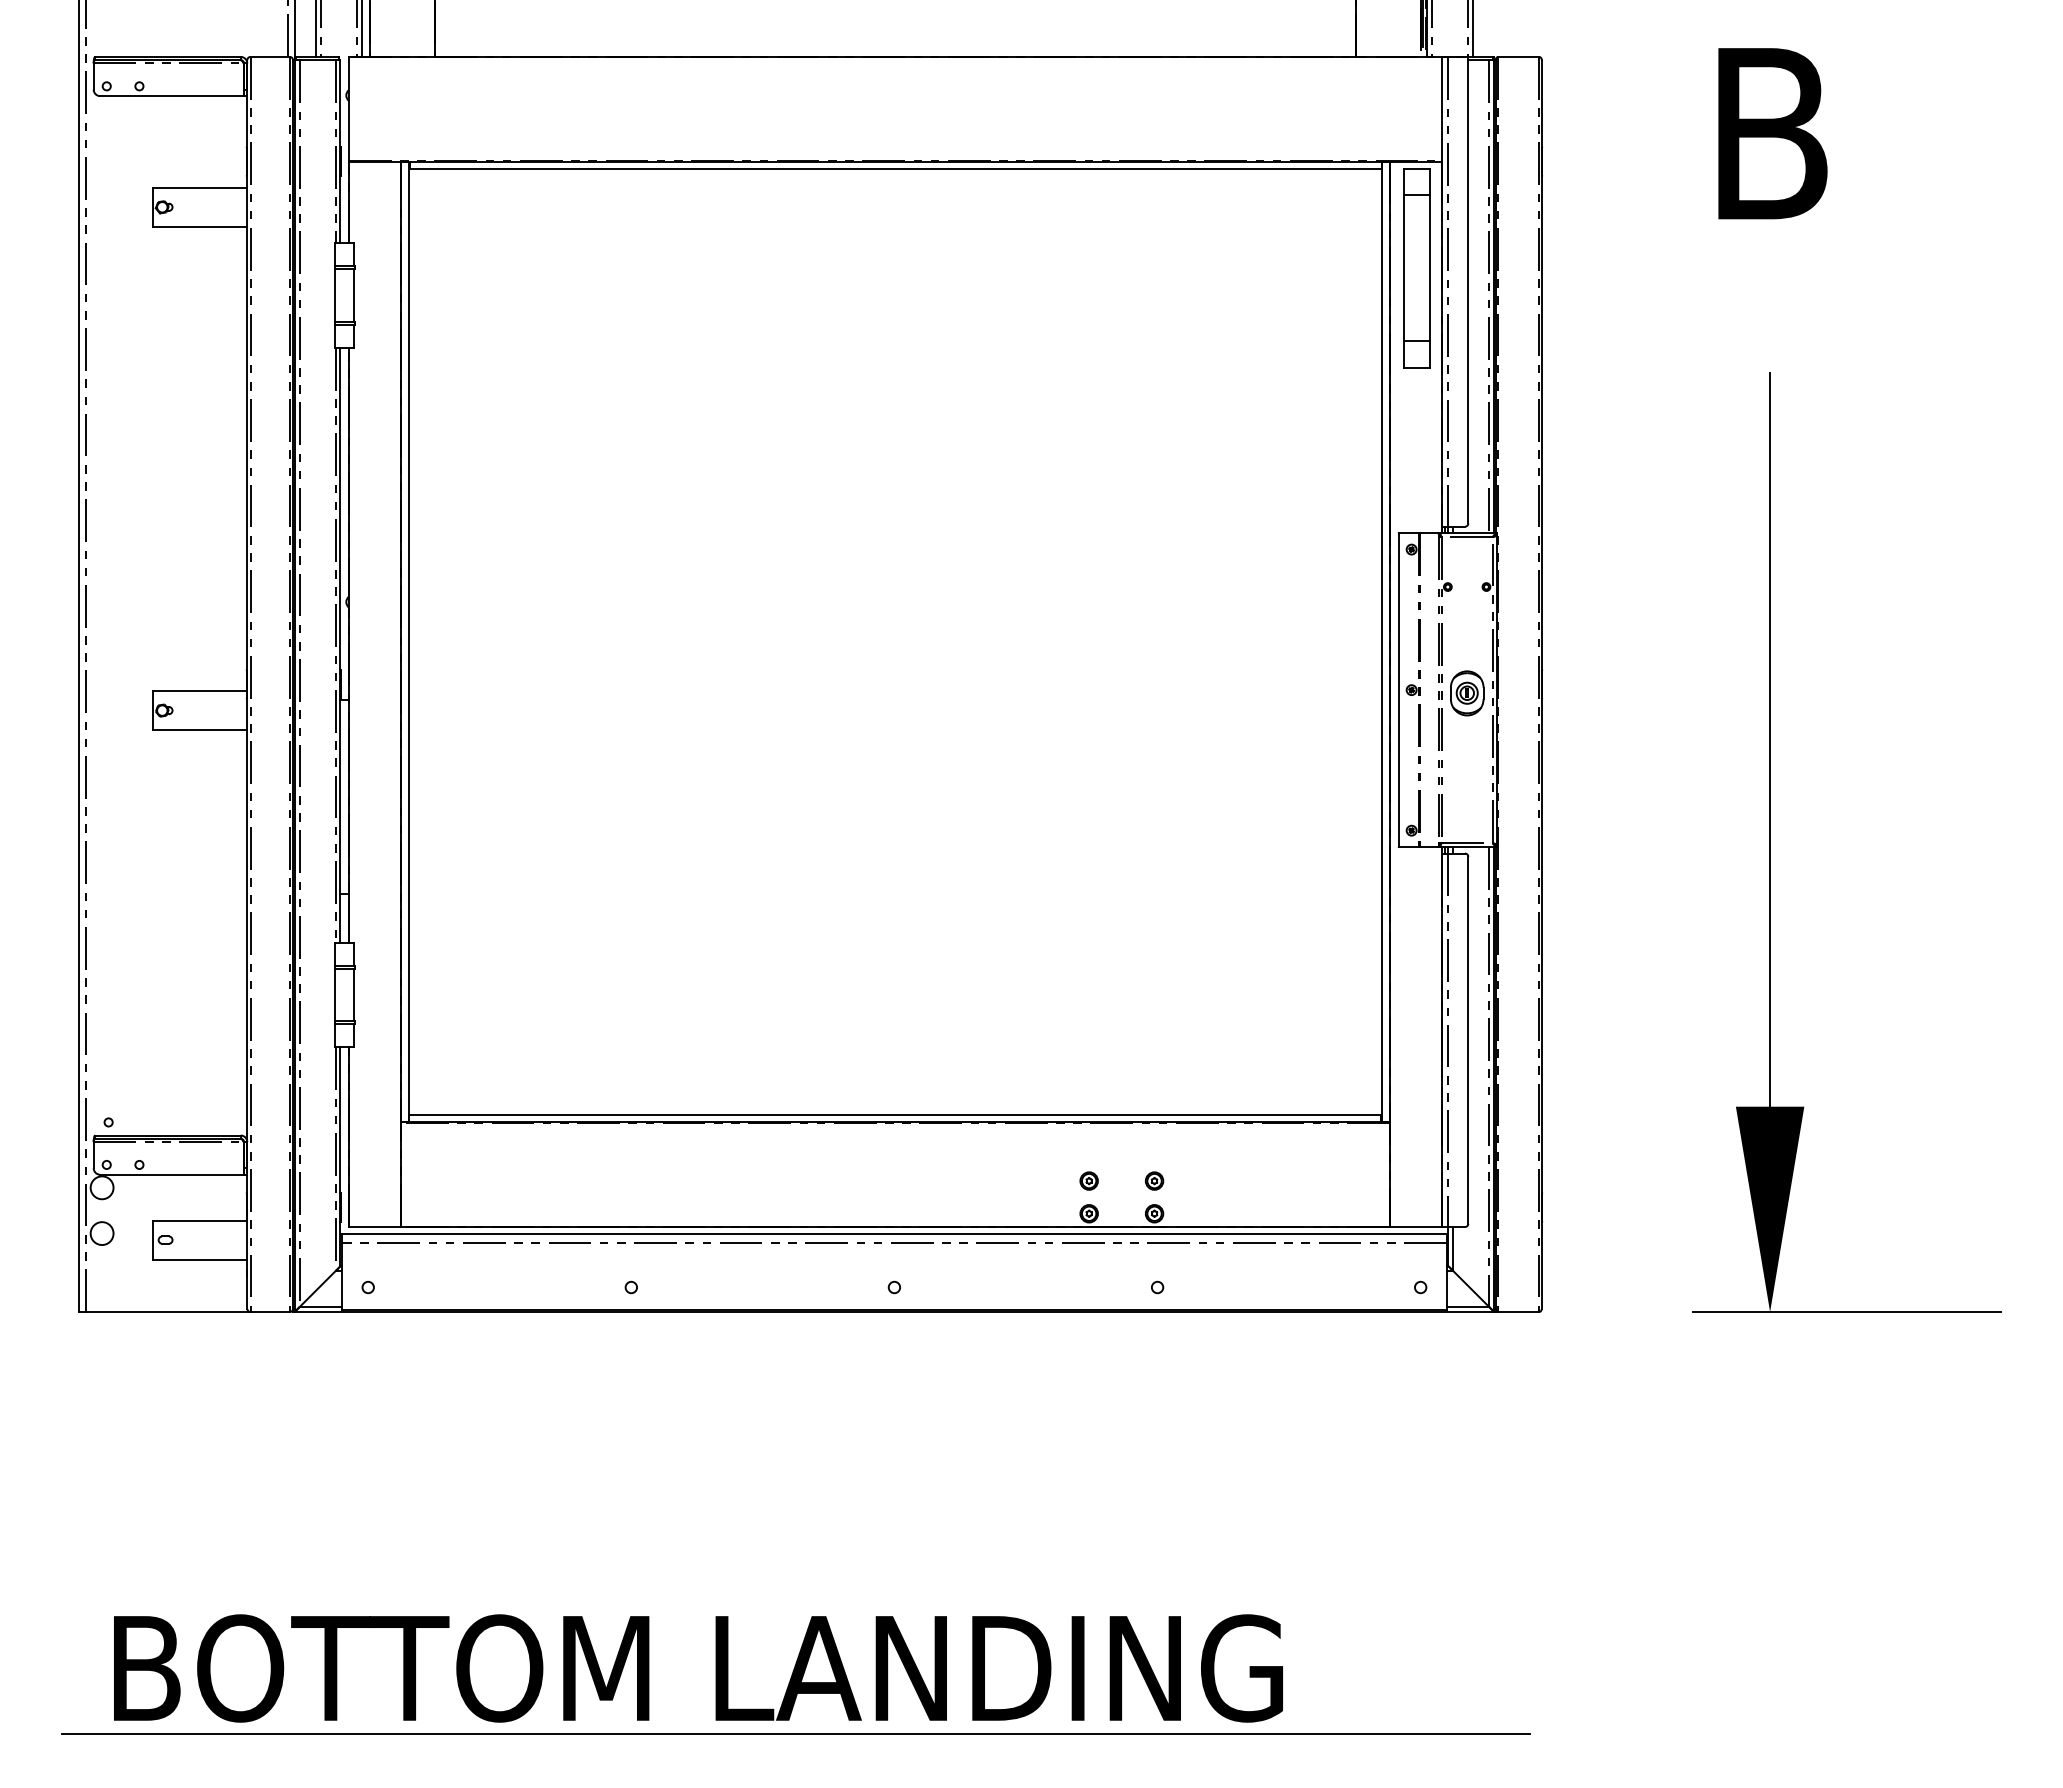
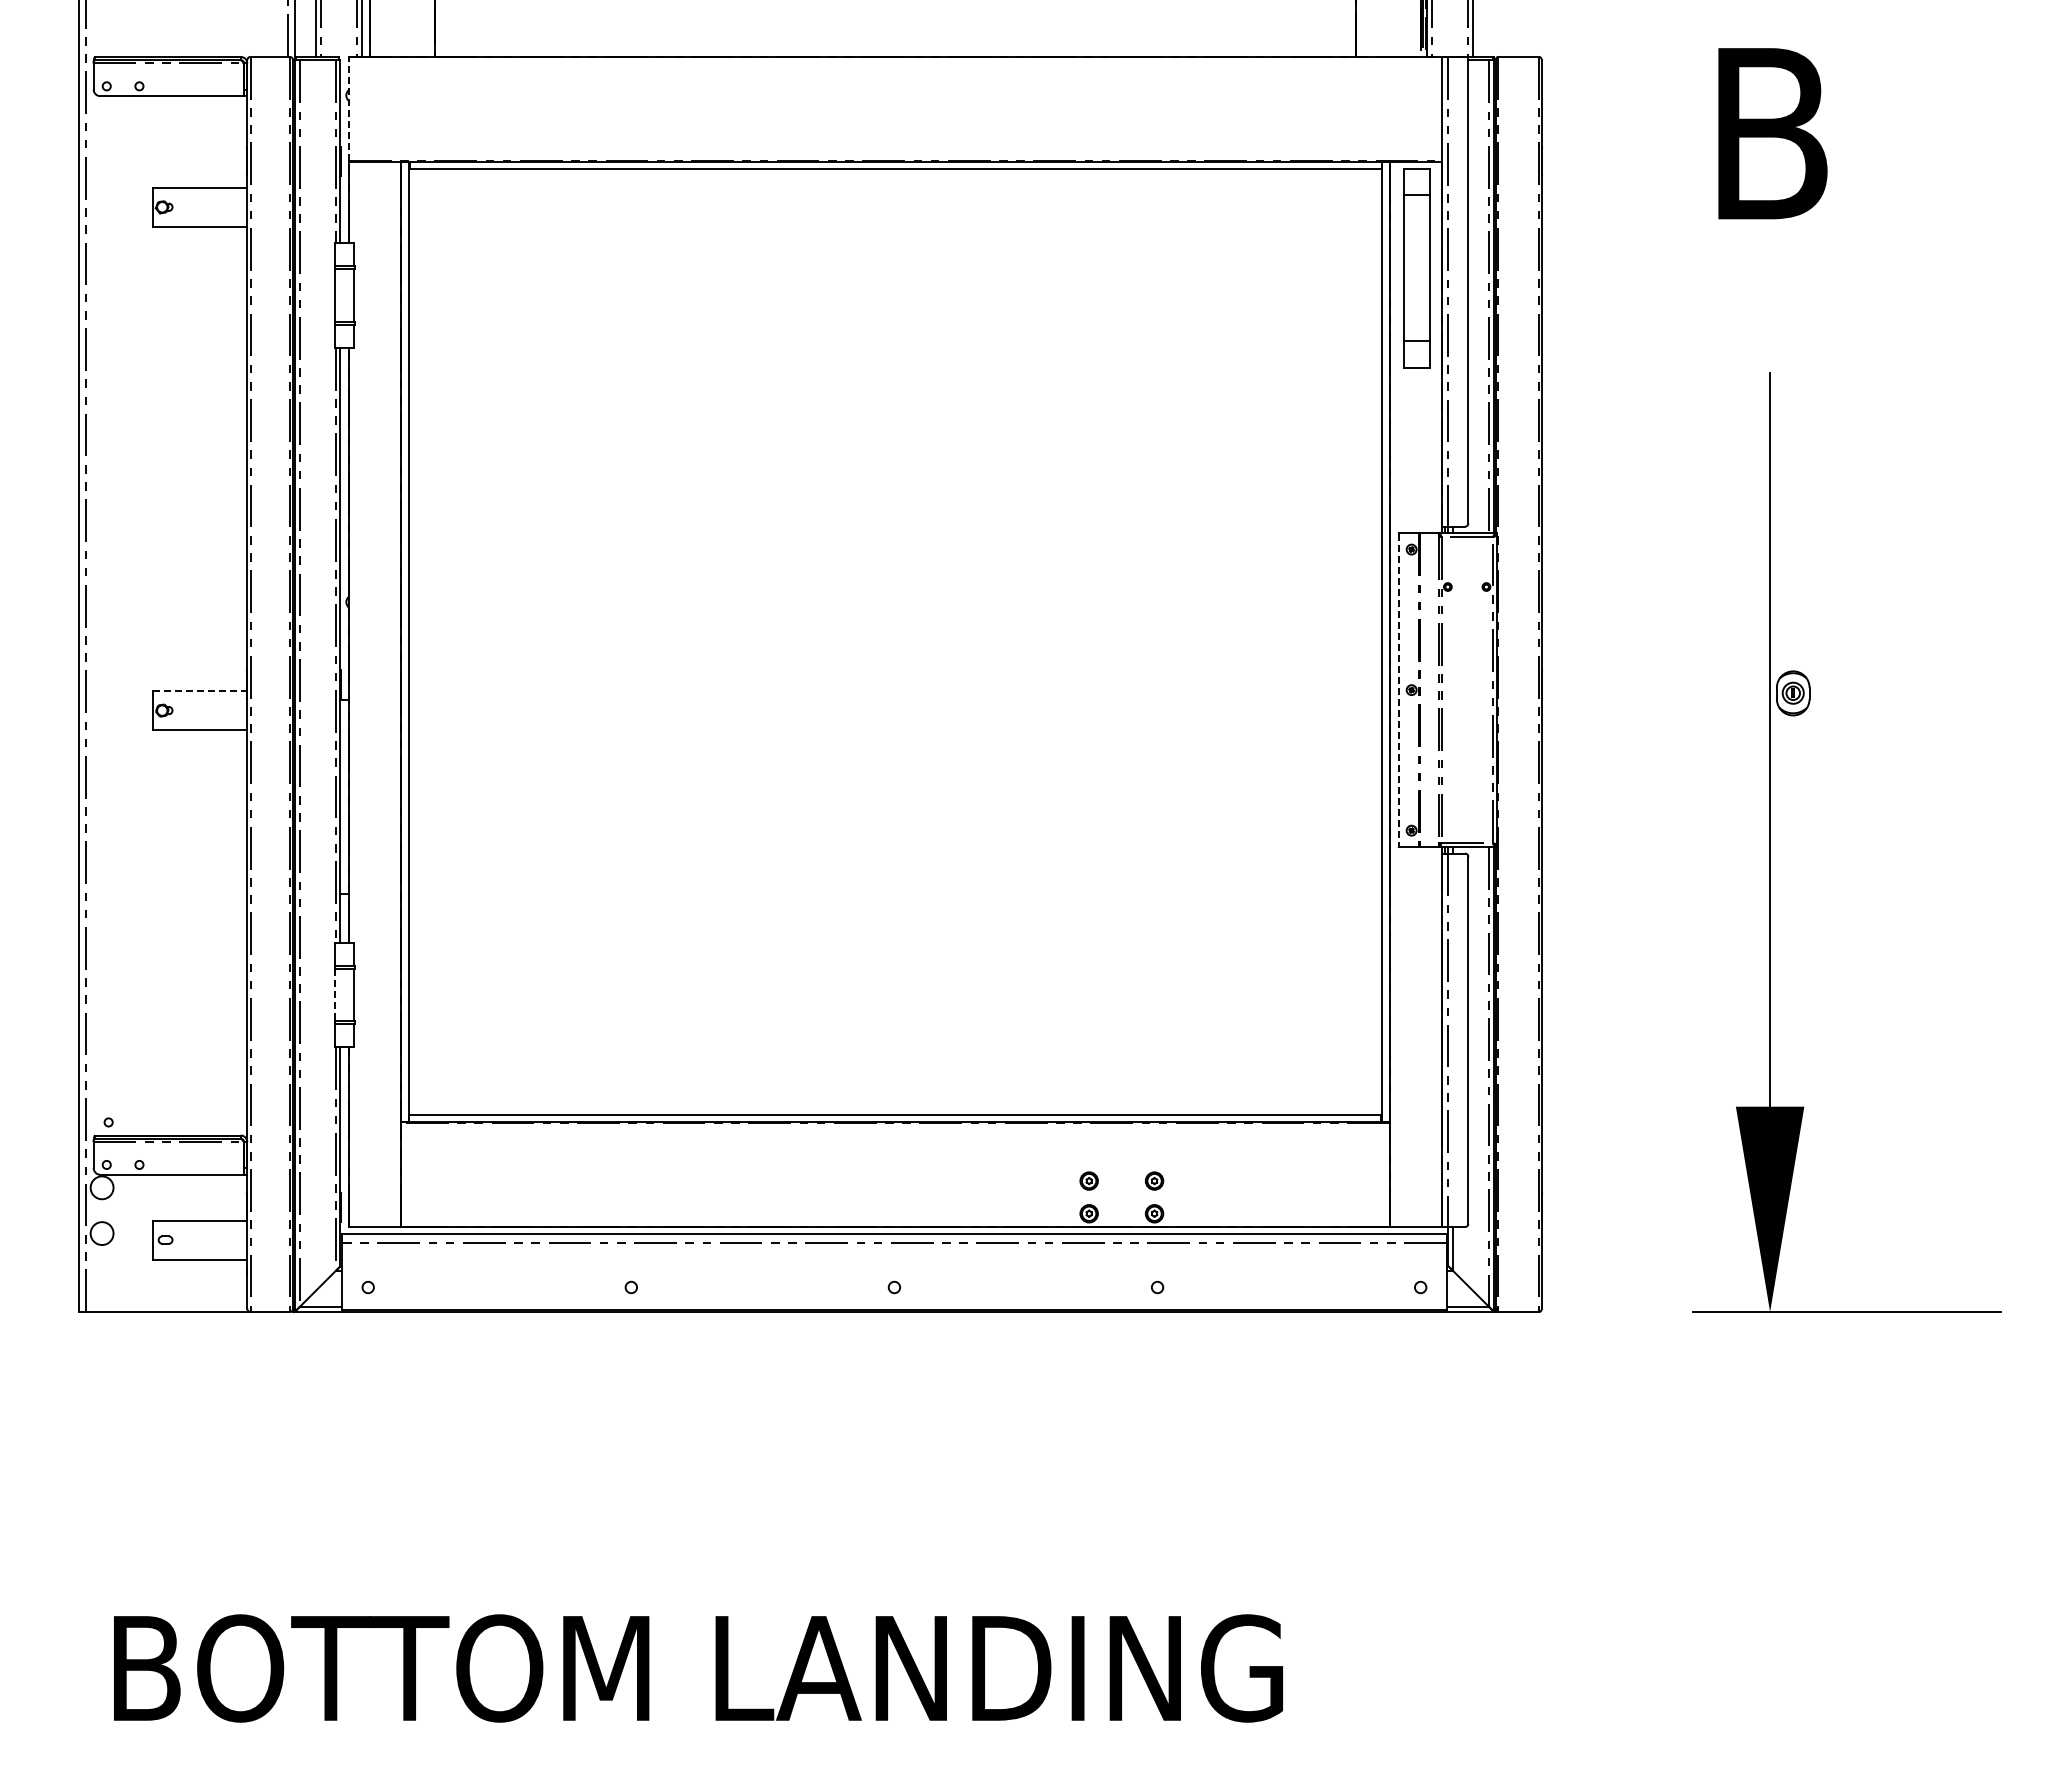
line: solid -> dashed (348, 108)
line: solid -> dashed (1398, 690)
line: solid -> dashed (200, 691)
part position: (1467, 693) -> (1793, 693) (1793, 693)
line: solid -> dashed (335, 995)
line: present -> none (795, 1734)
